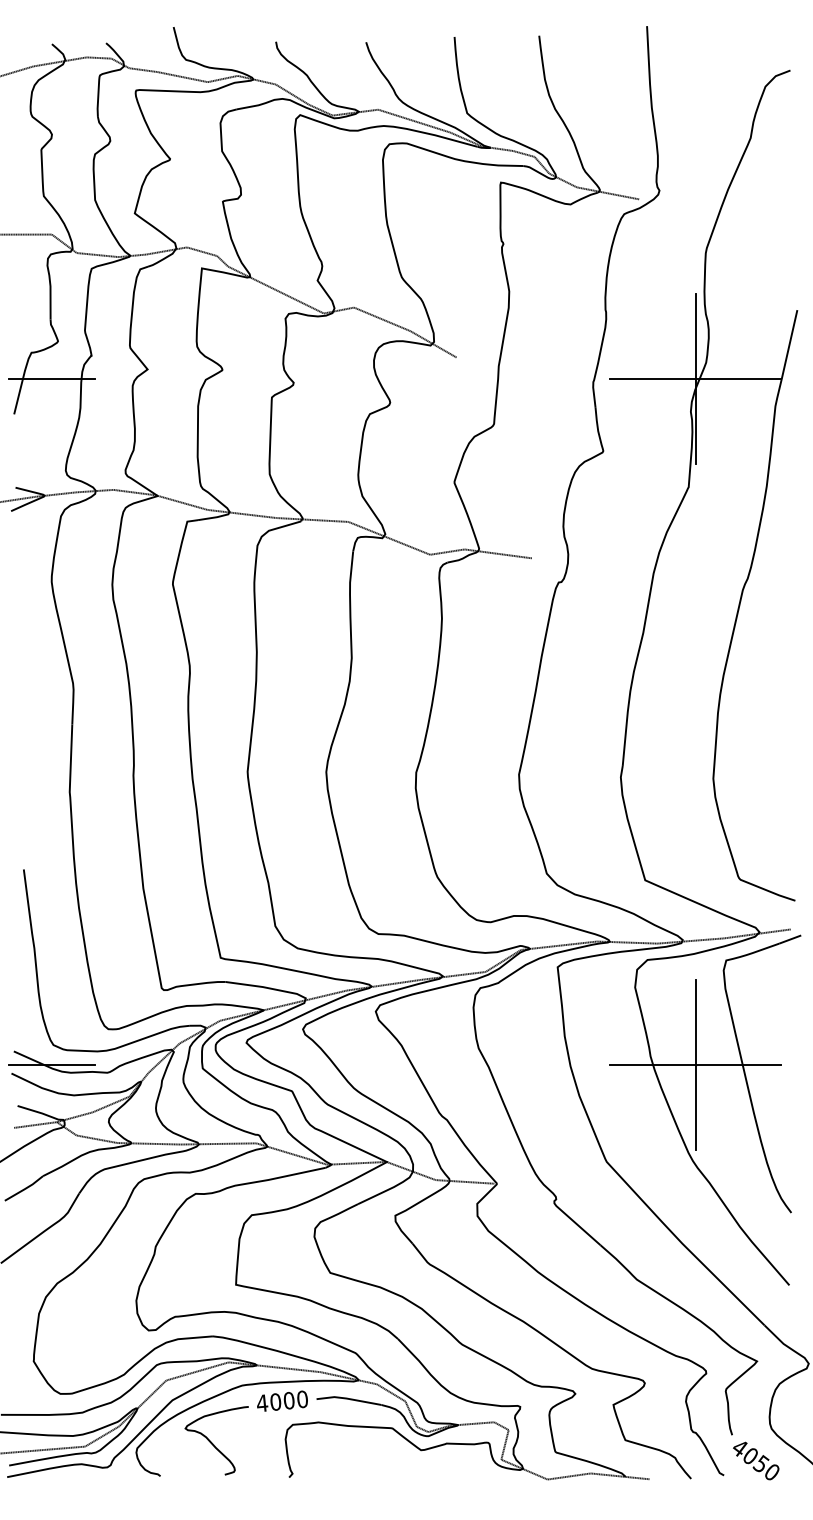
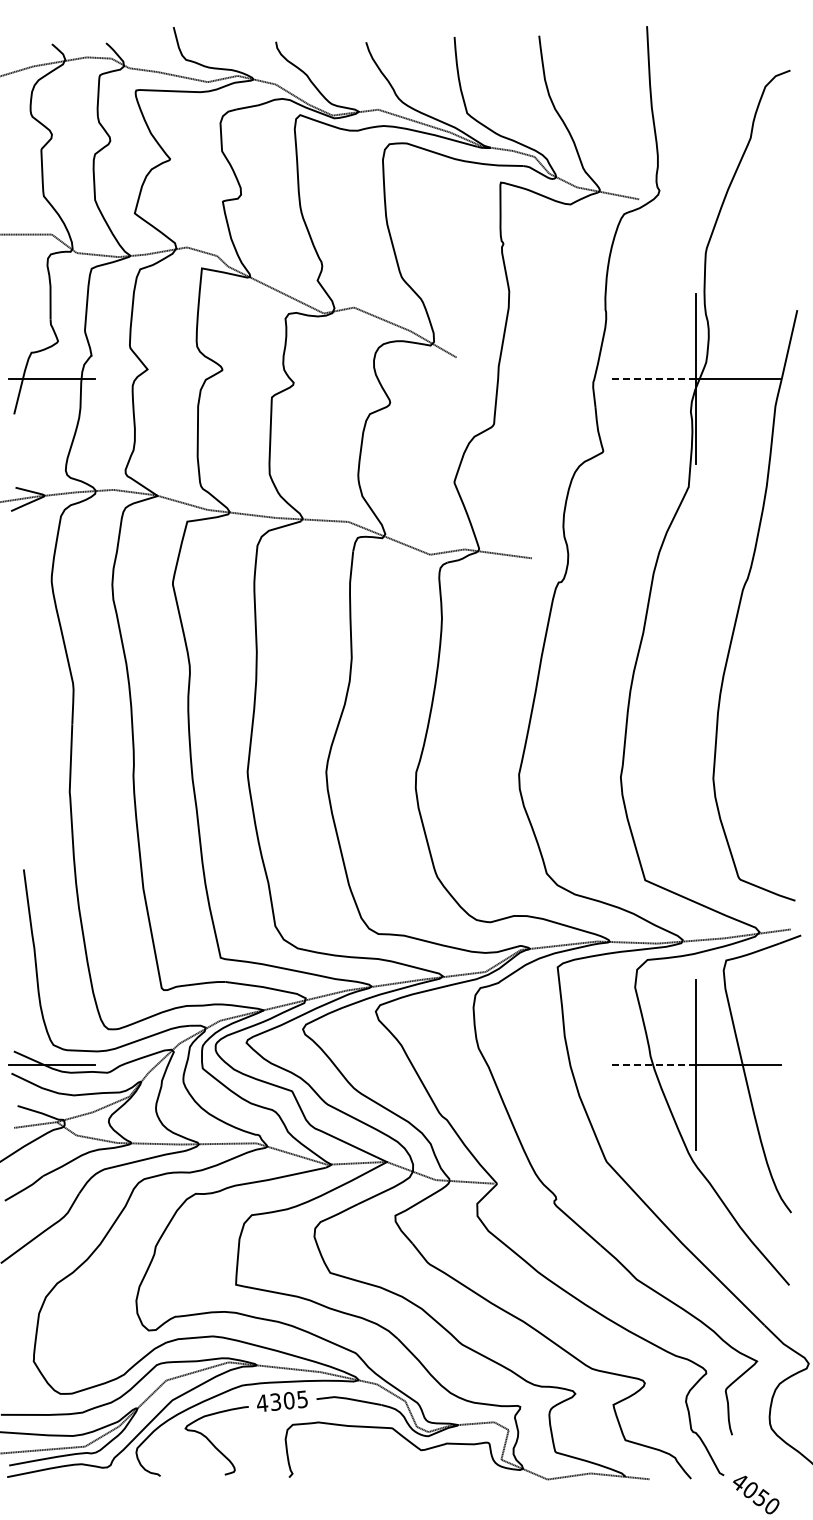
line: solid -> dashed (652, 378)
line: solid -> dashed (652, 1065)
text: 4000 -> 4305 (288, 1400)
text position: (756, 1460) -> (756, 1494) (756, 1494)
